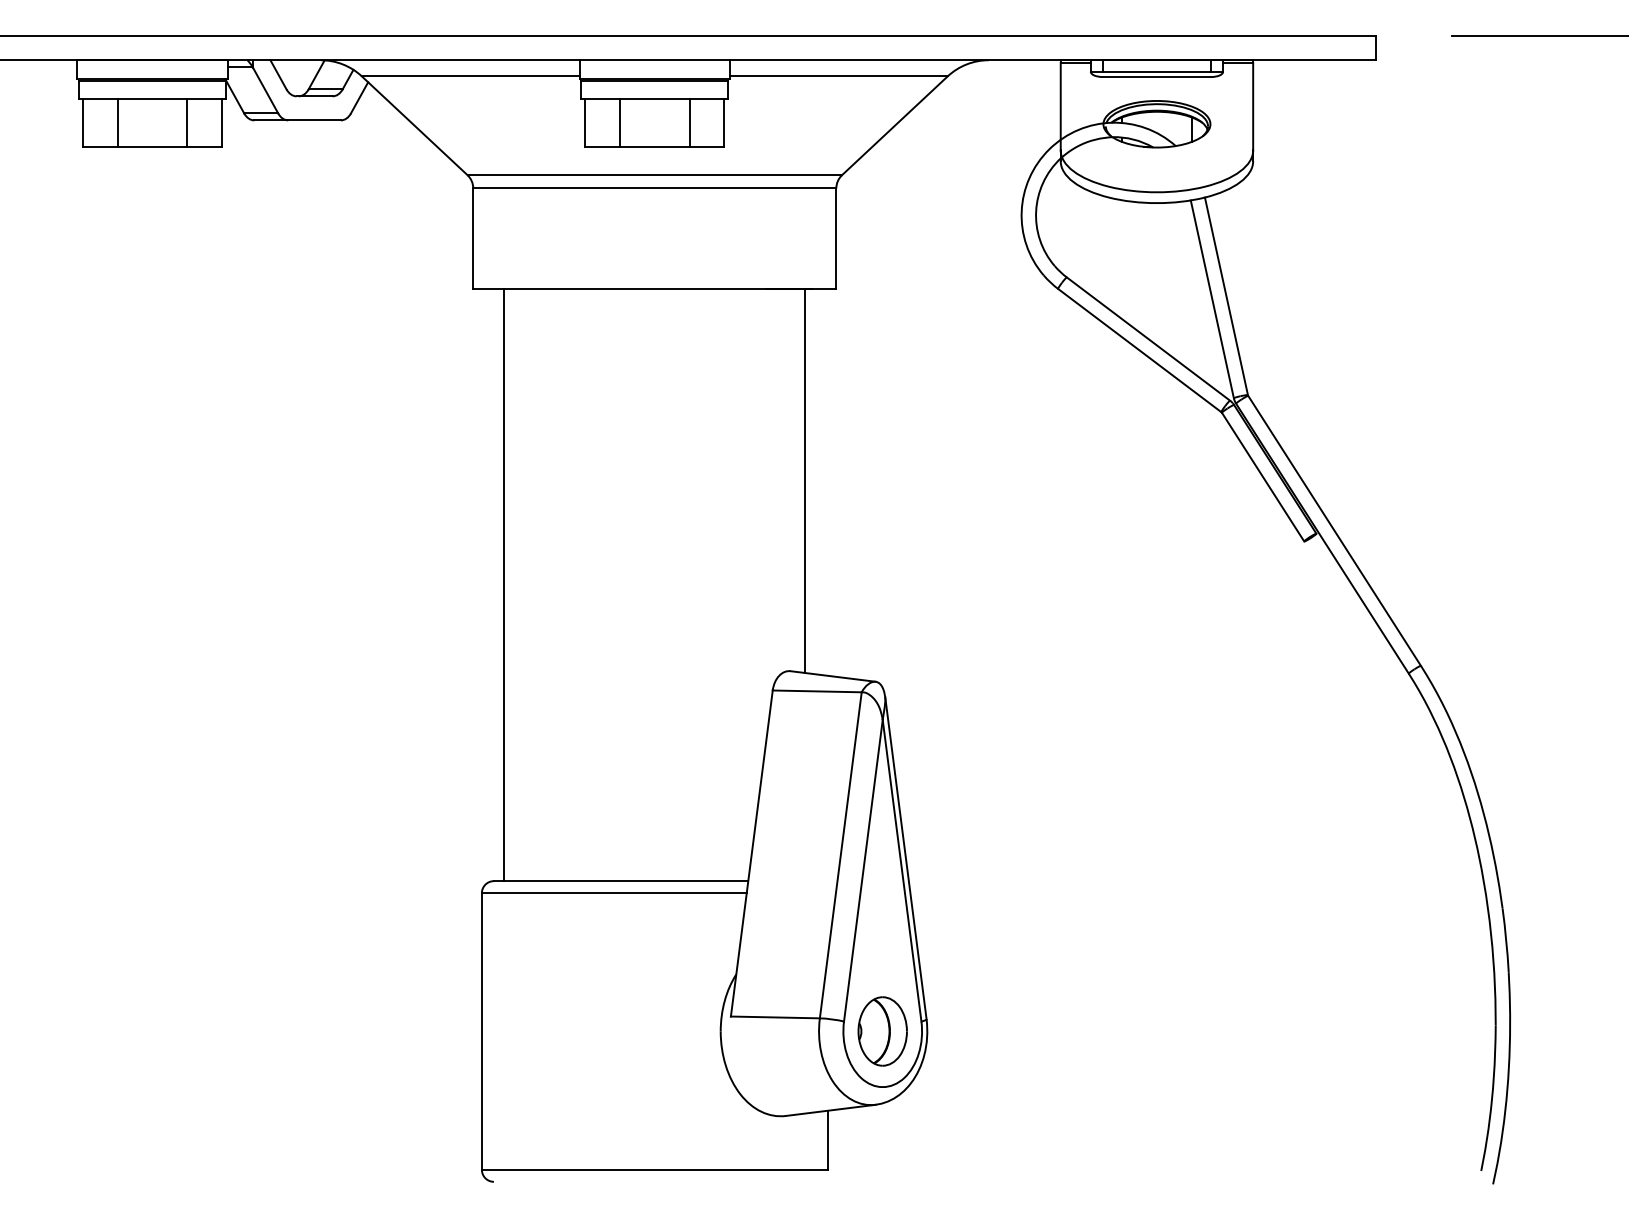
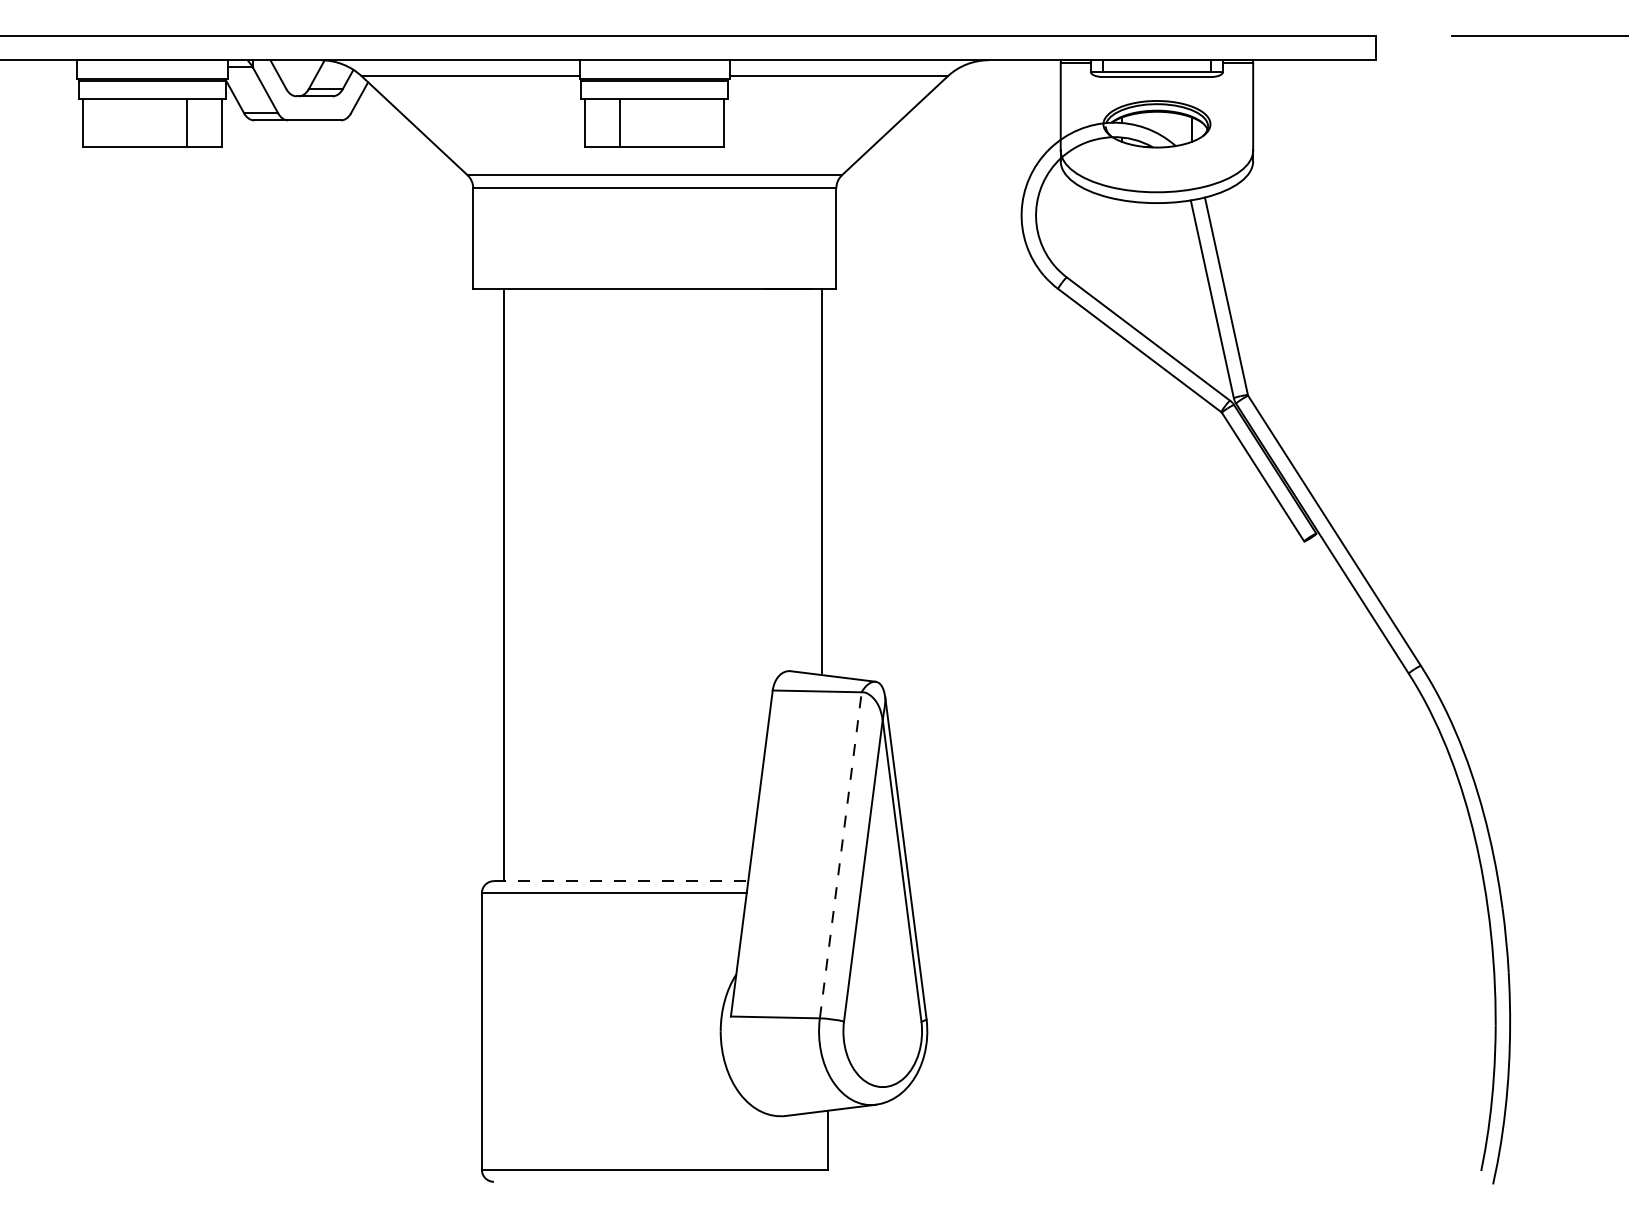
line: present -> none (117, 122)
line: present -> none (689, 122)
line position: (805, 480) -> (822, 480) (822, 480)
line: solid -> dashed (840, 854)
line: solid -> dashed (621, 881)
part: present -> none (882, 1031)
